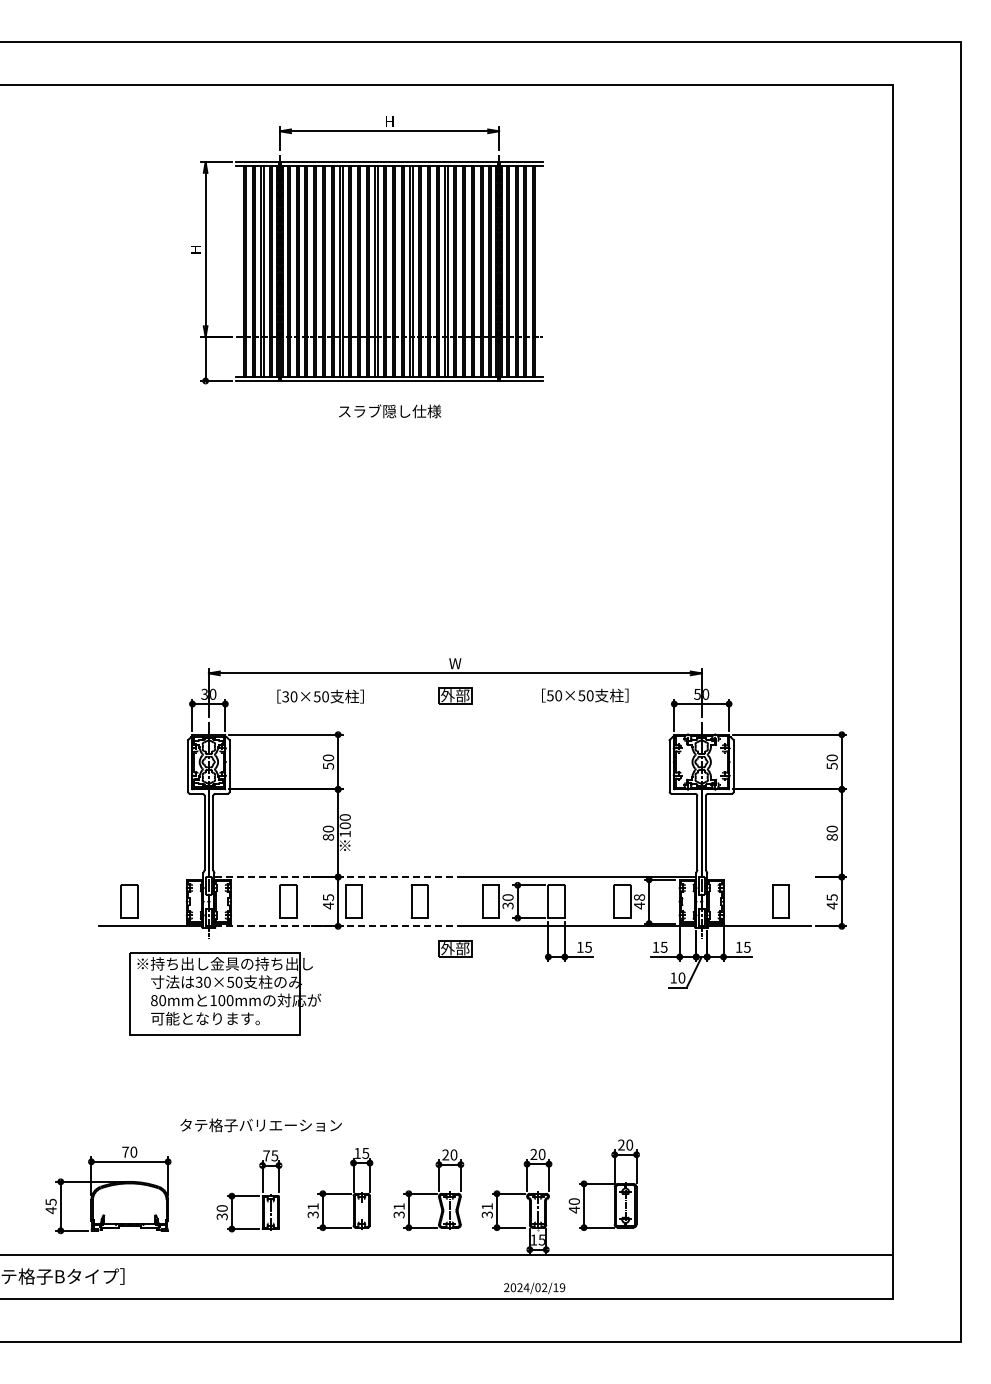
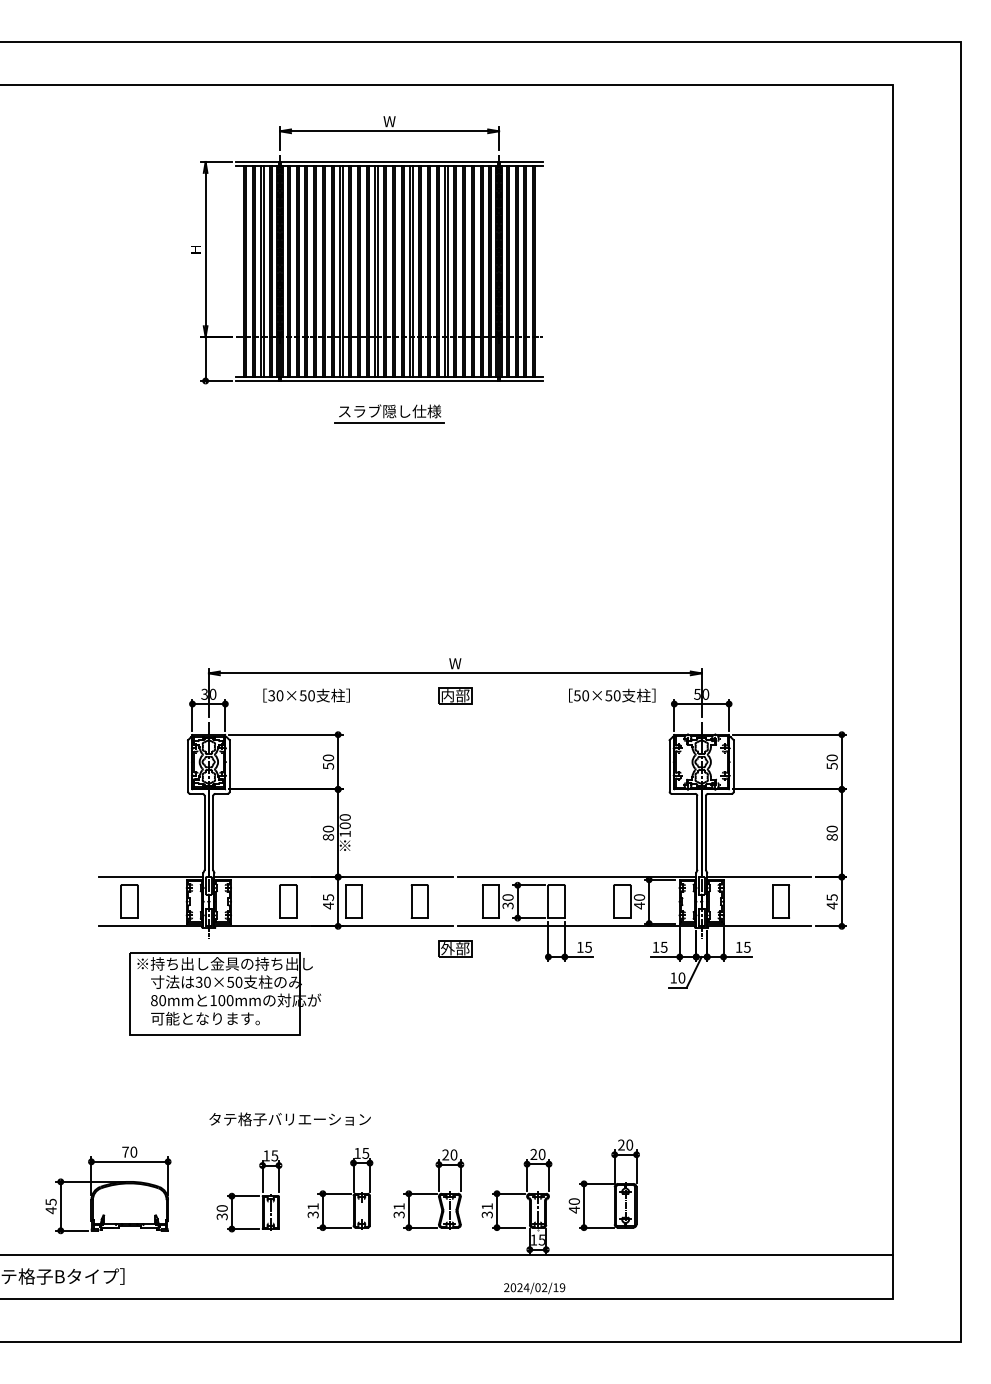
text: H -> W (389, 121)
line: none -> present (389, 422)
text: 外部 -> 内部 (447, 695)
text position: (585, 695) -> (612, 695) (612, 695)
text position: (320, 696) -> (306, 695) (306, 695)
line: none -> present (151, 877)
line: dashed -> solid (333, 877)
line: none -> present (759, 877)
text: 48 -> 40 (639, 897)
line: dashed -> solid (333, 926)
text position: (260, 1125) -> (289, 1119) (289, 1119)
text: 75 -> 15 (266, 1155)
